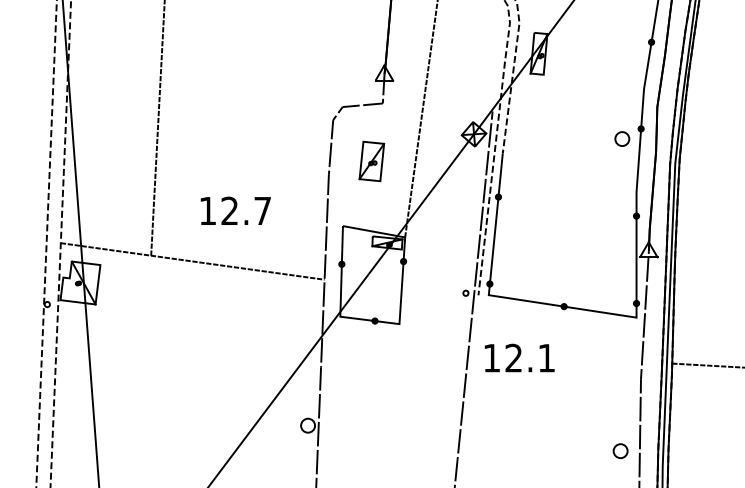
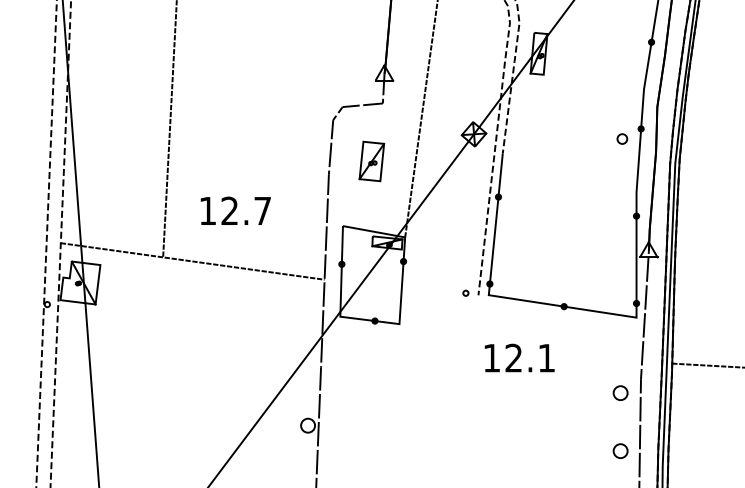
line position: (157, 128) -> (169, 129) (169, 129)
part size: 17x16 px -> 13x12 px (622, 138)
line: present -> none (473, 297)
part: none -> present (620, 392)
